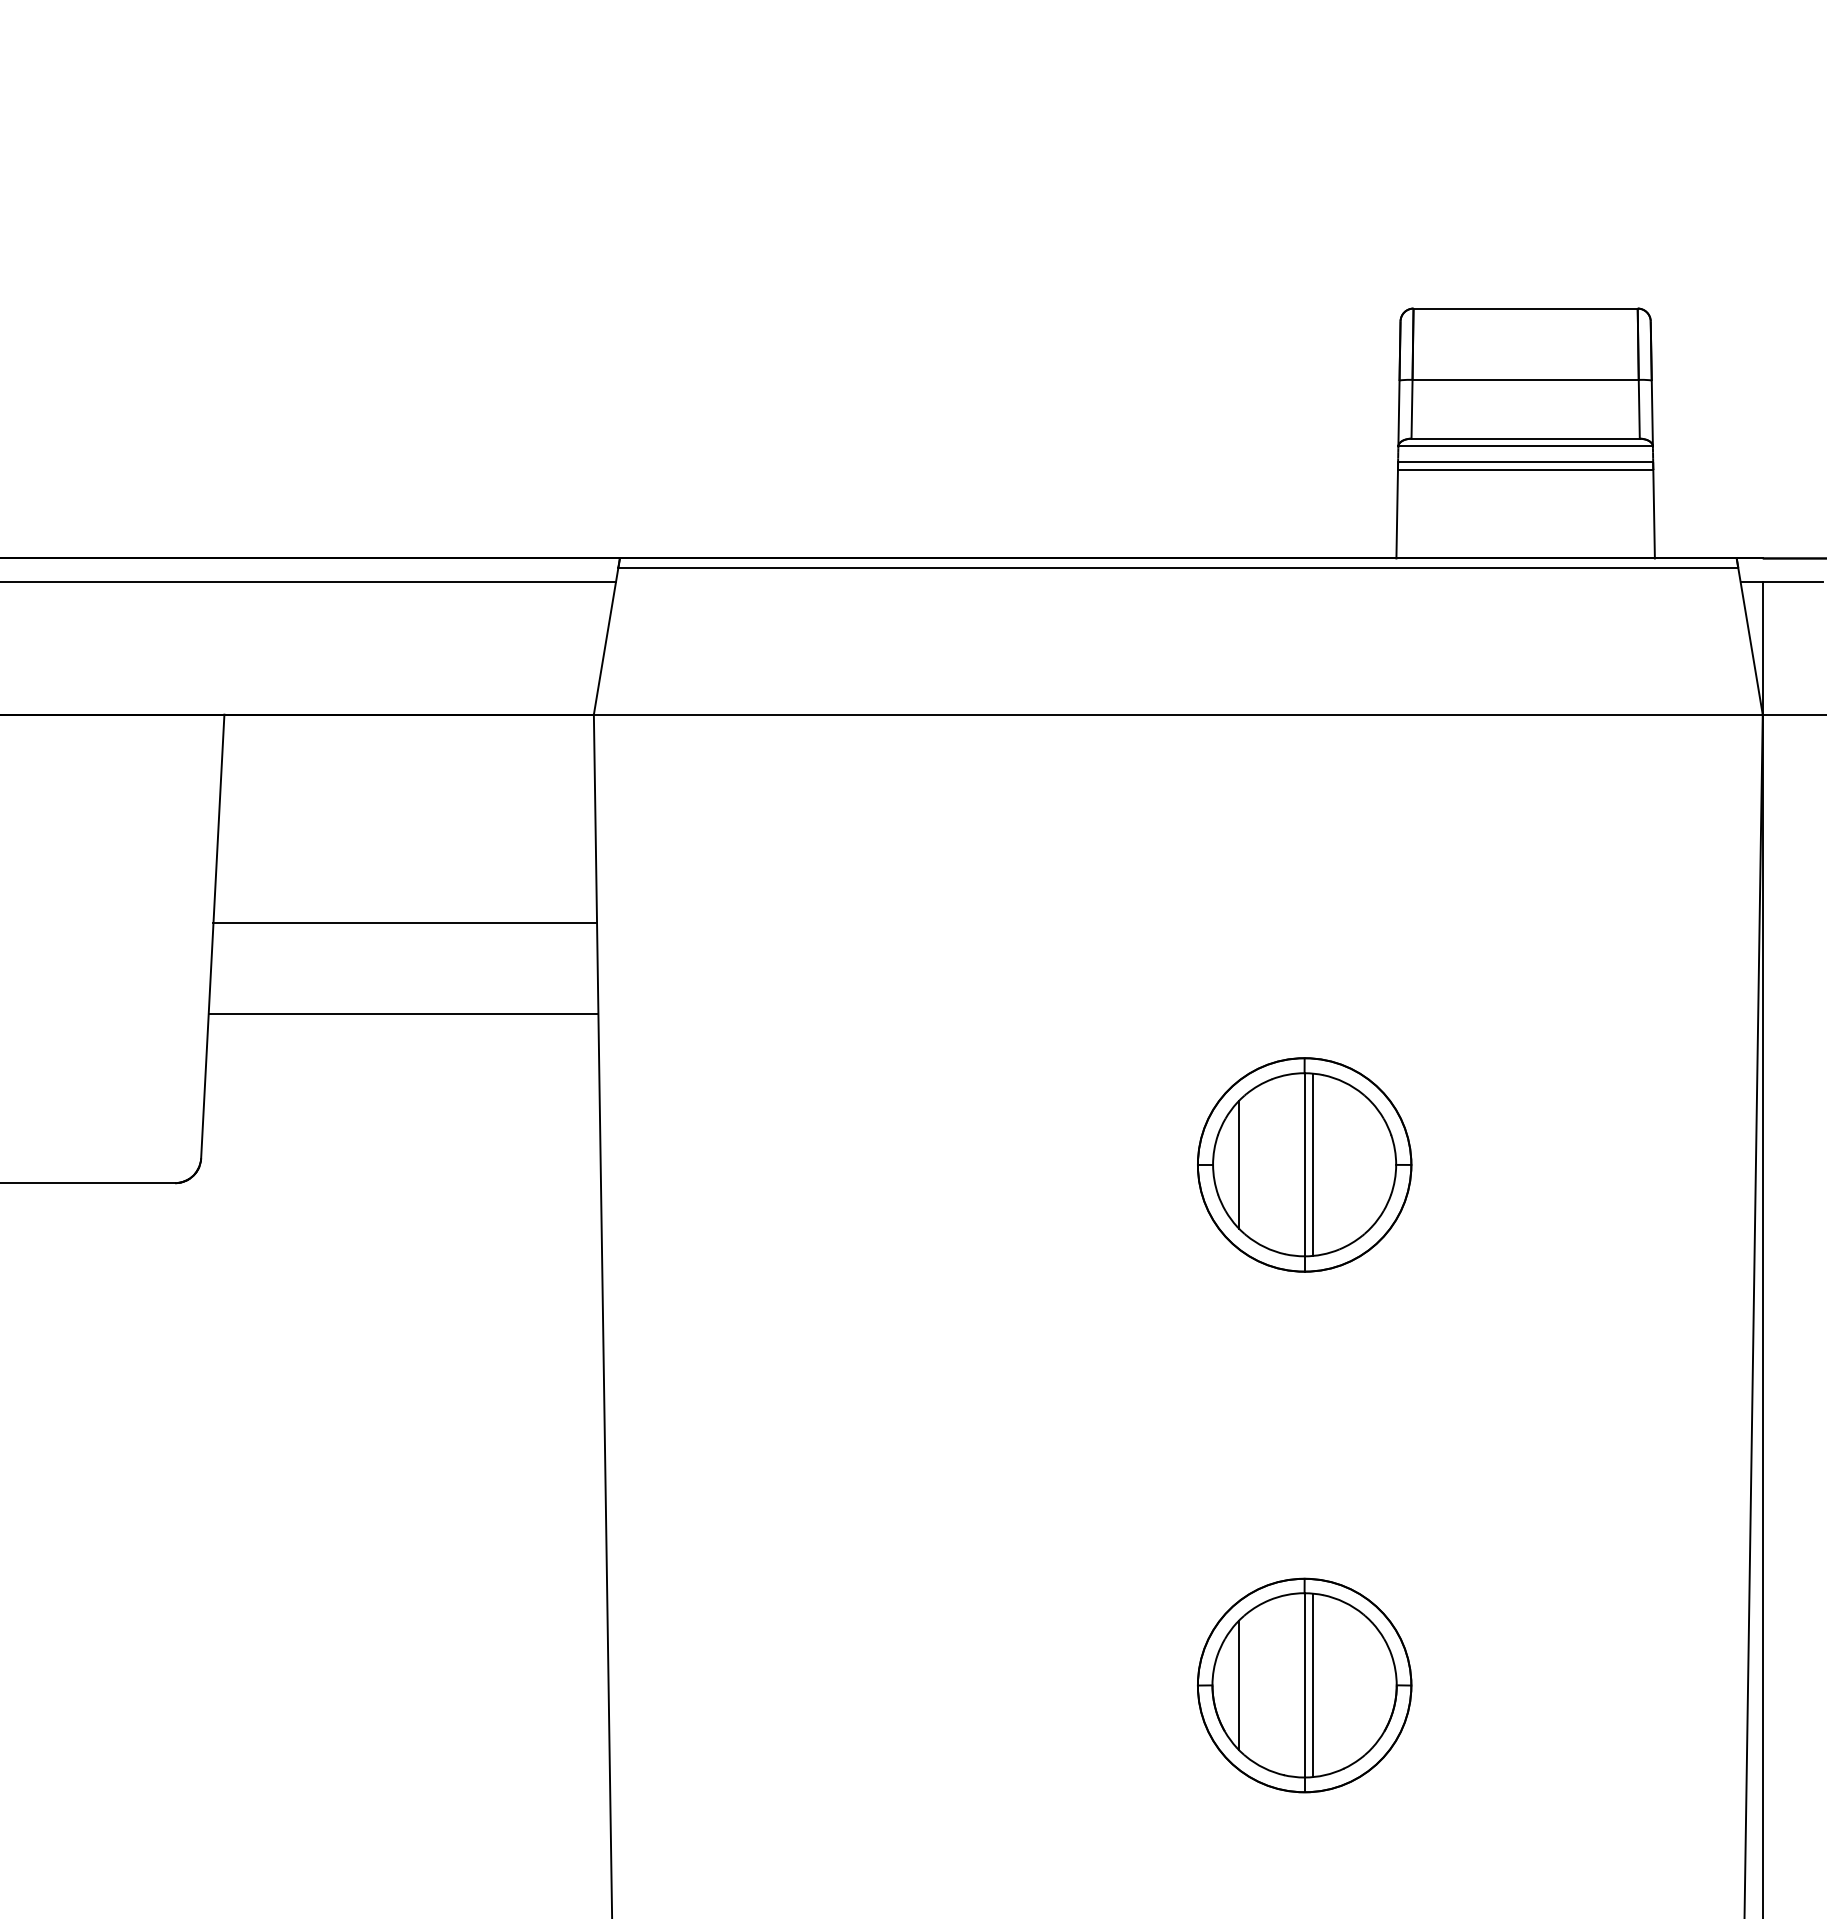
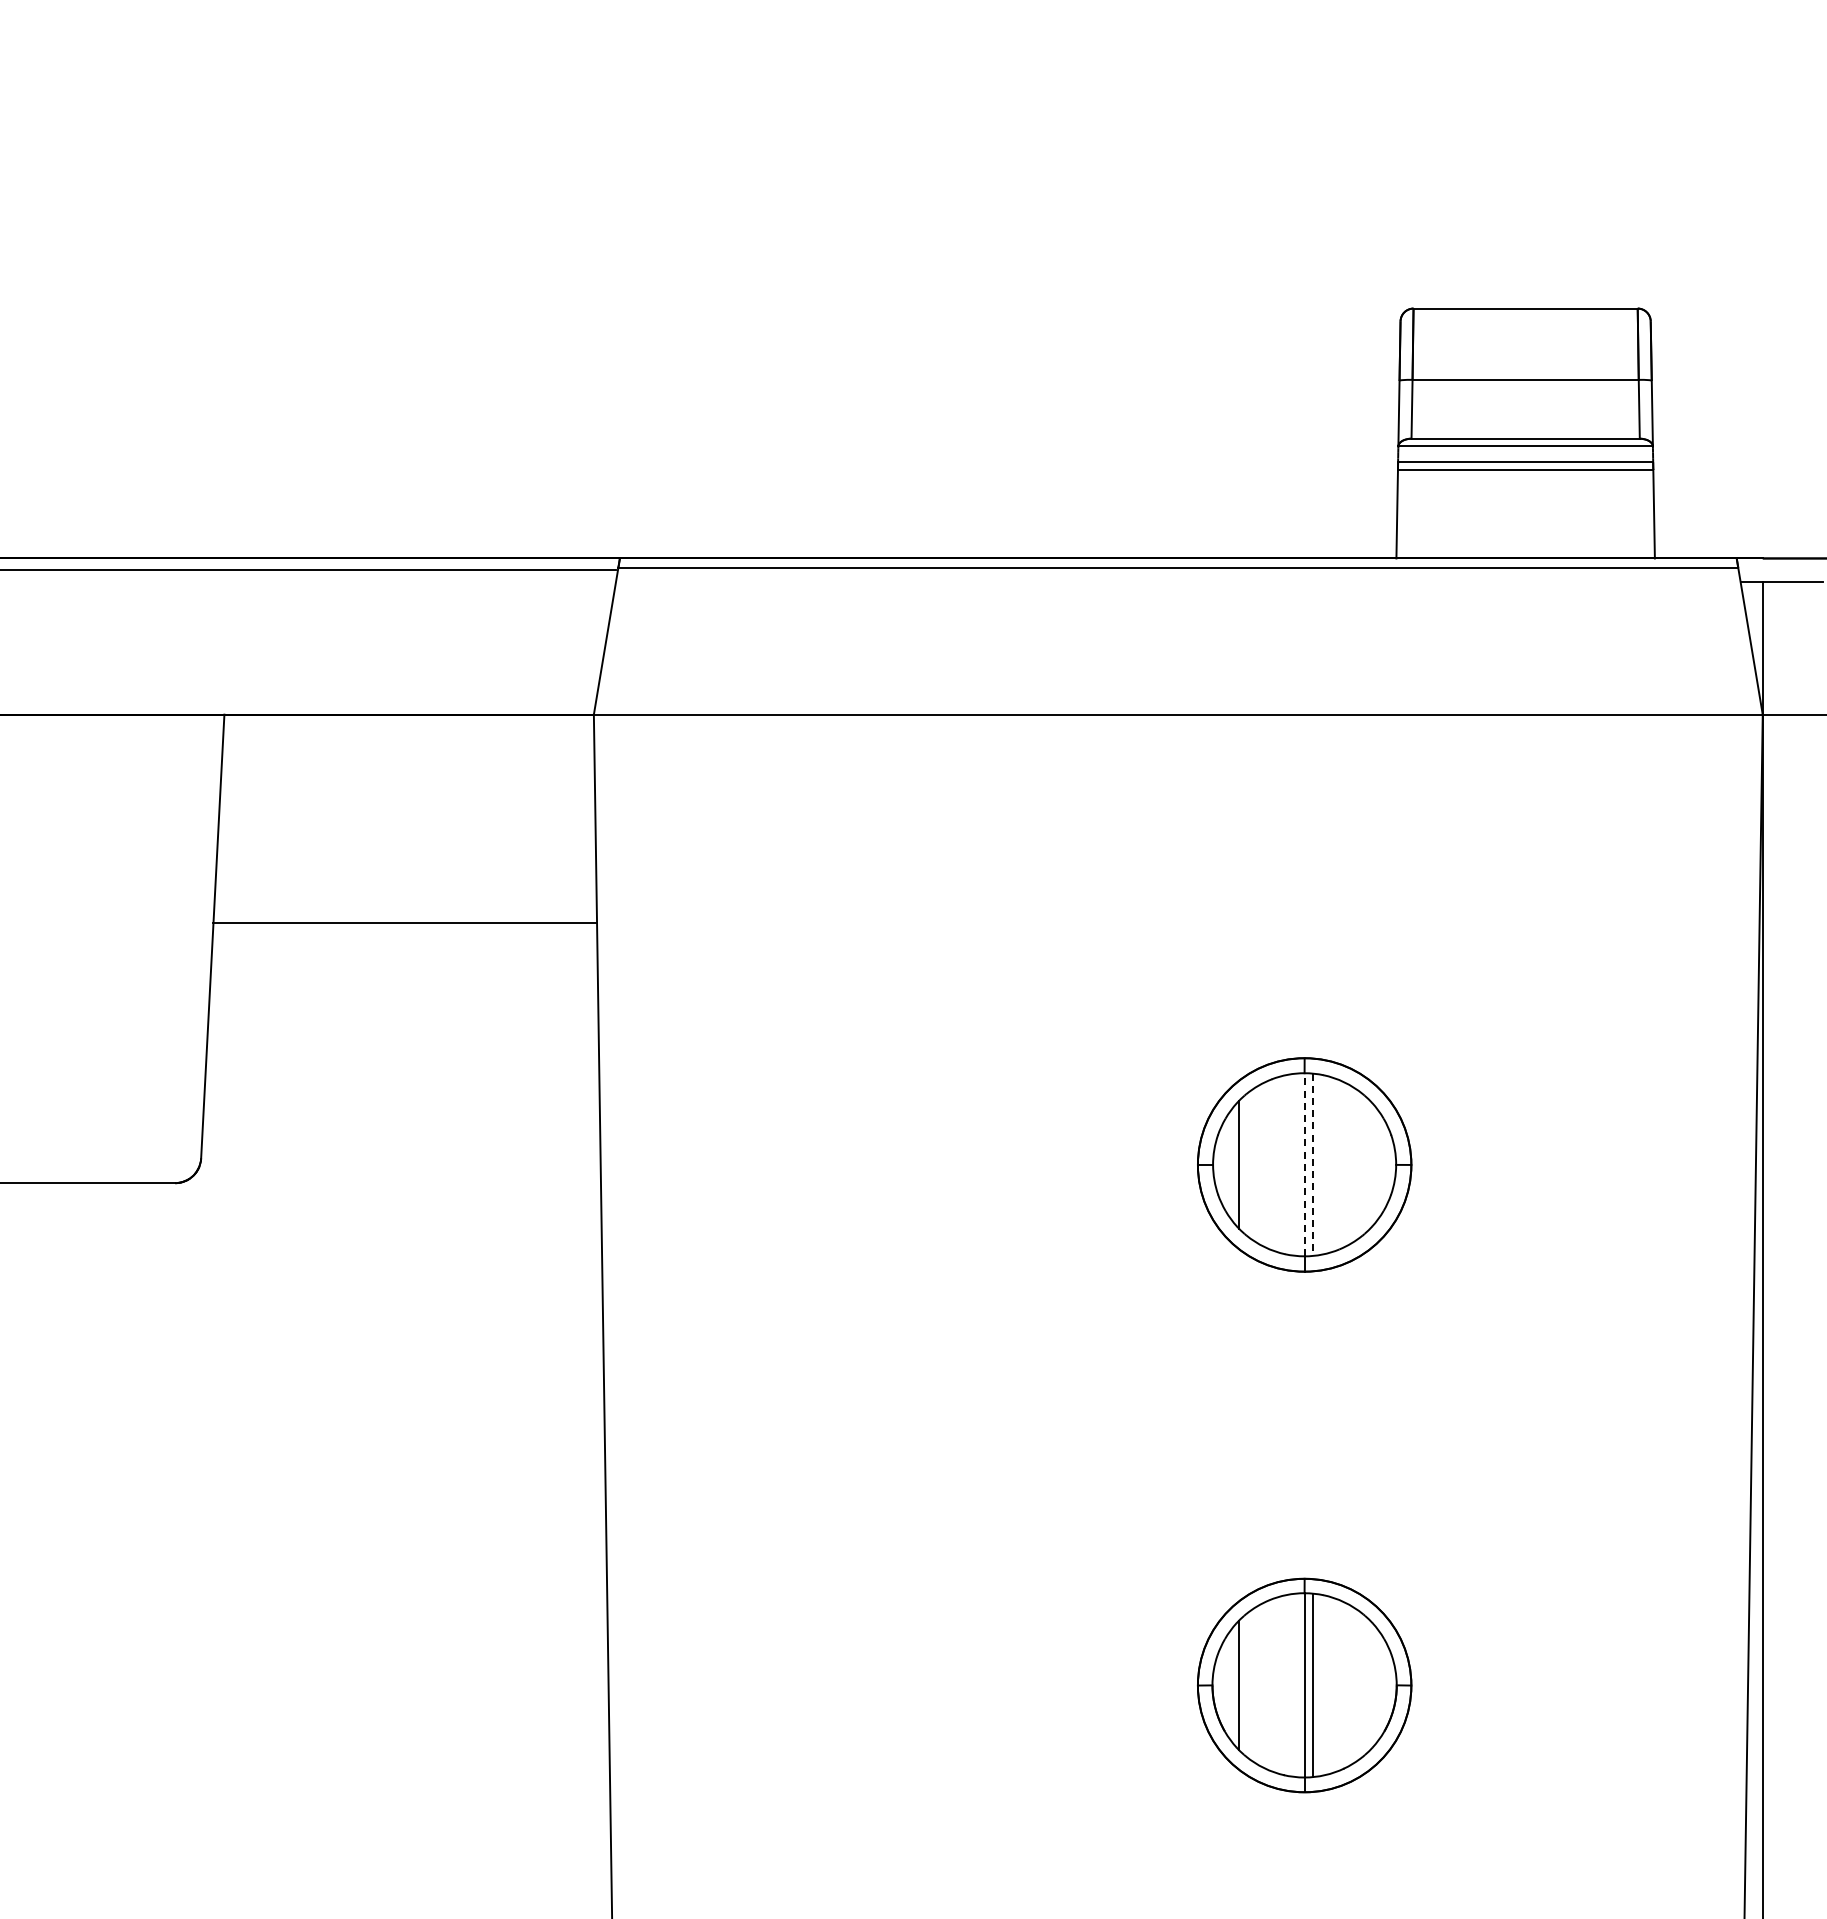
line position: (309, 581) -> (309, 569) (309, 569)
line: present -> none (403, 1013)
line: solid -> dashed (1305, 1164)
line: solid -> dashed (1312, 1165)
